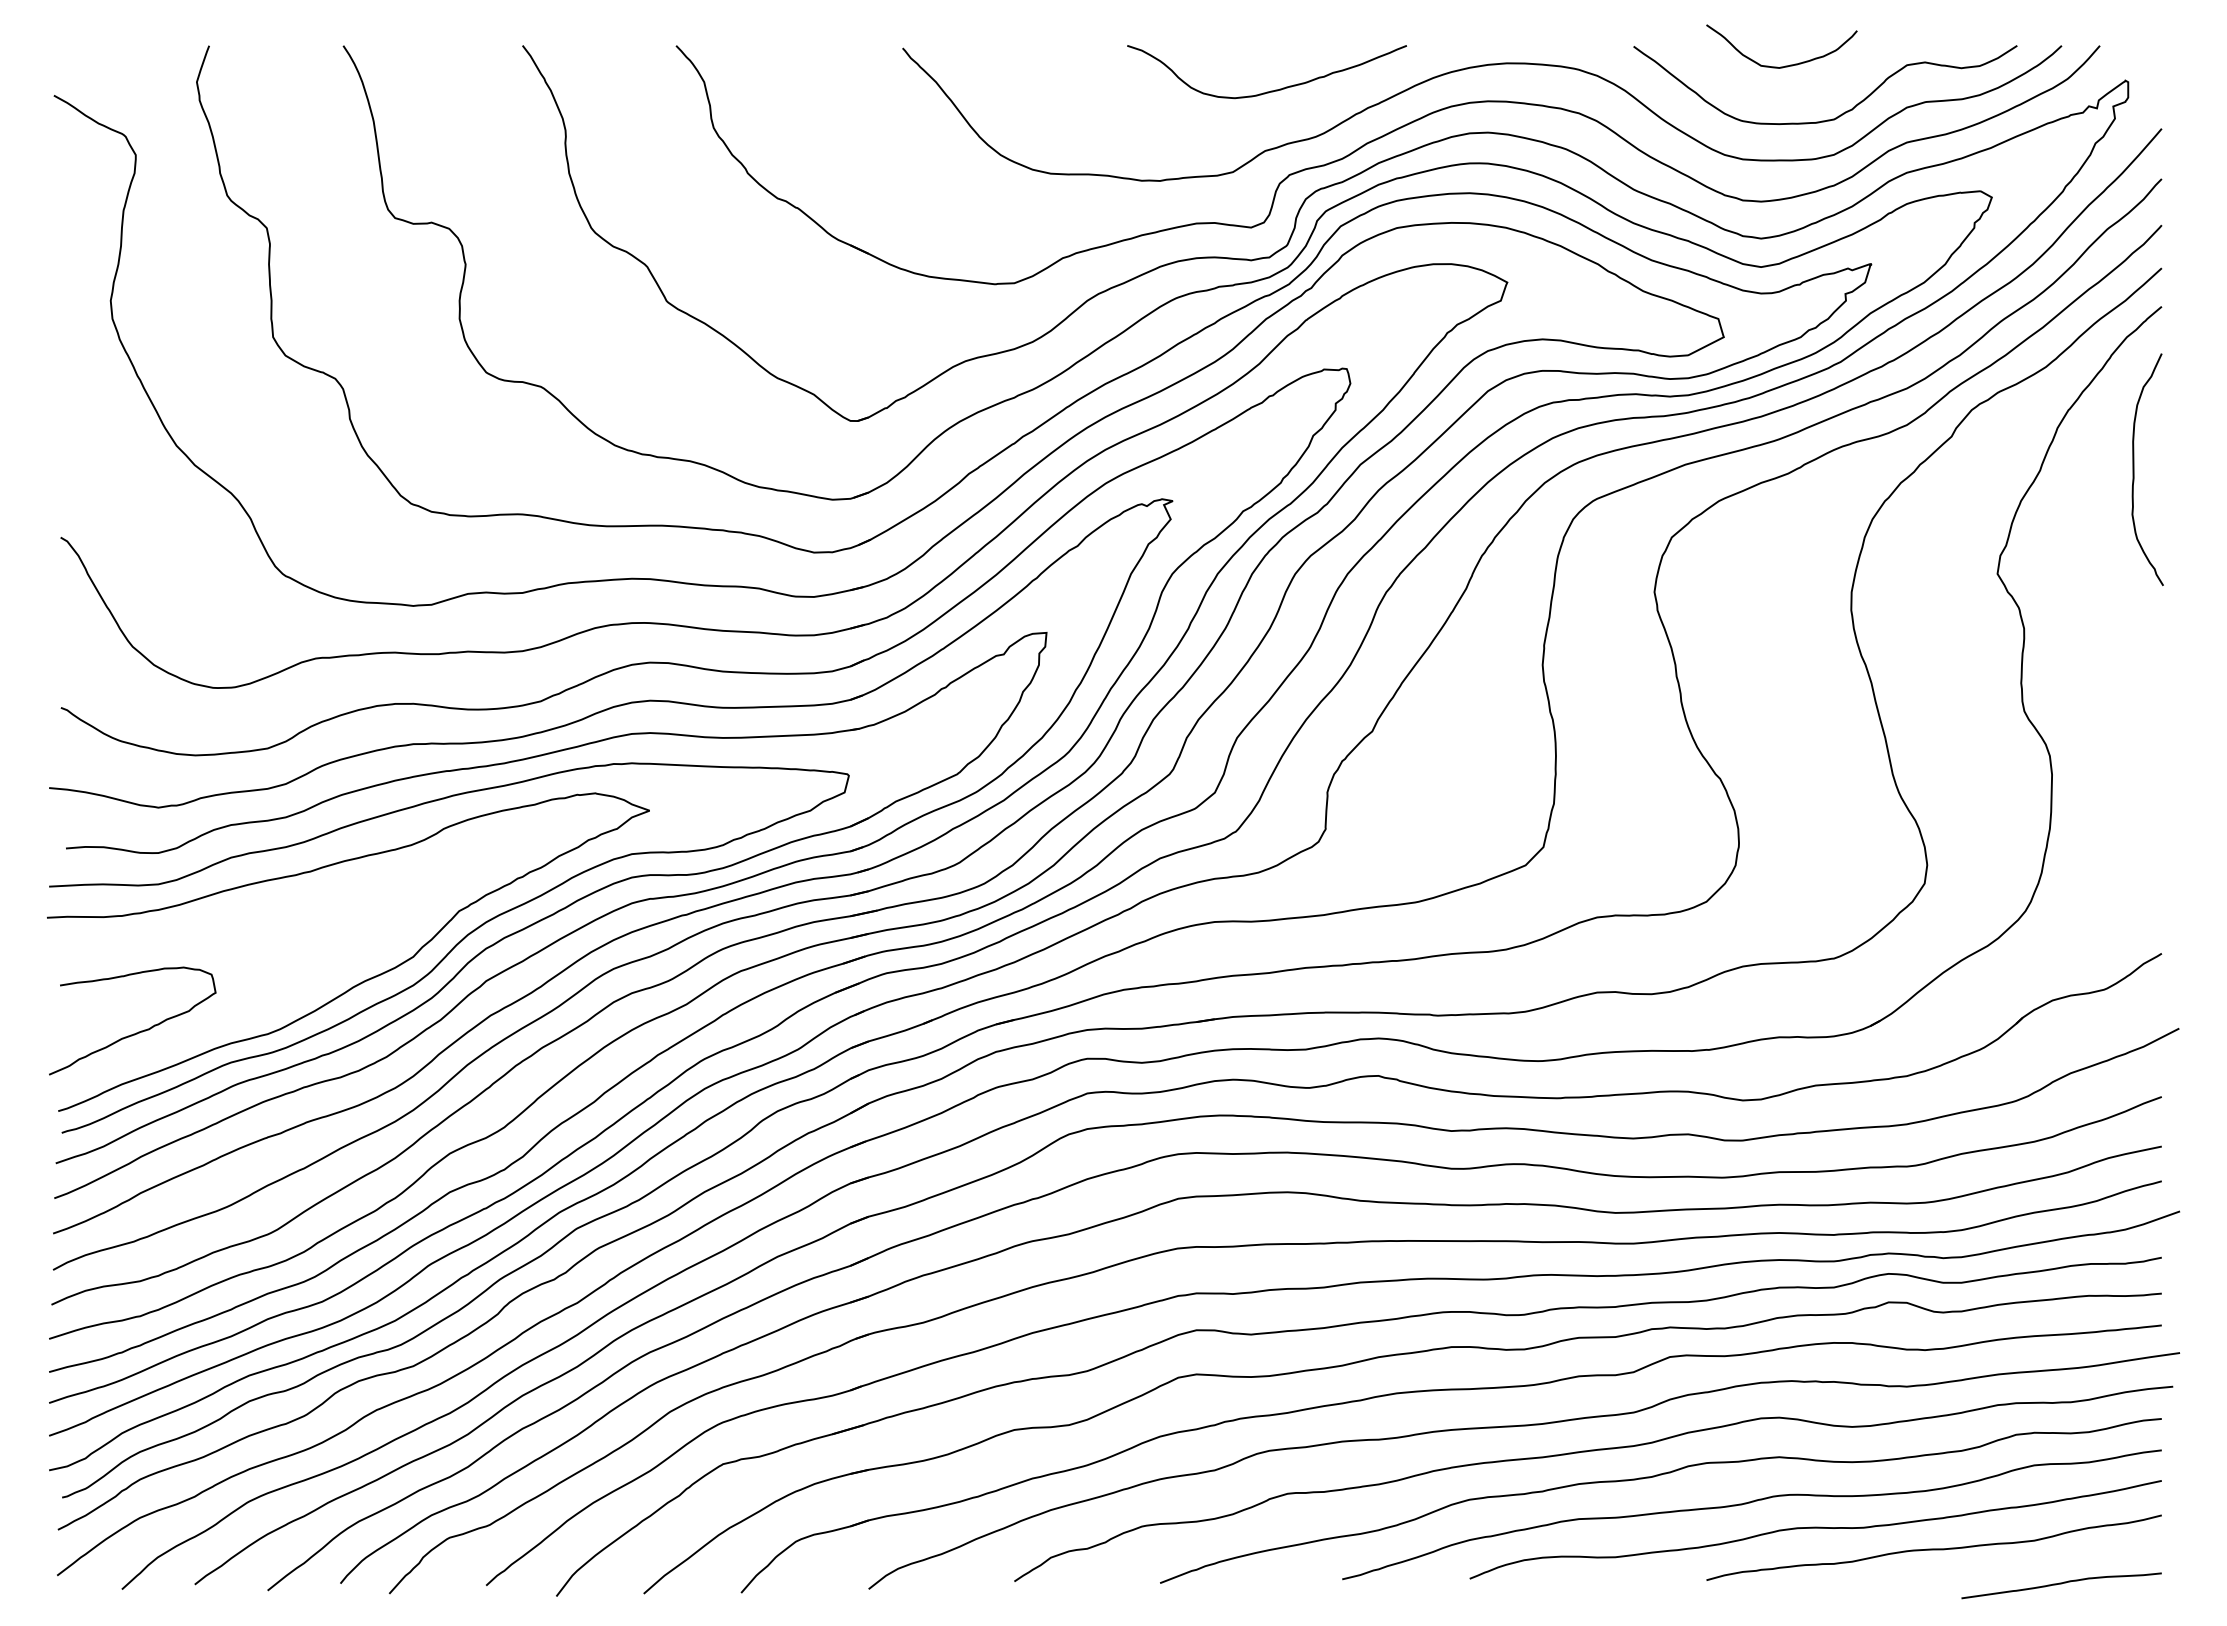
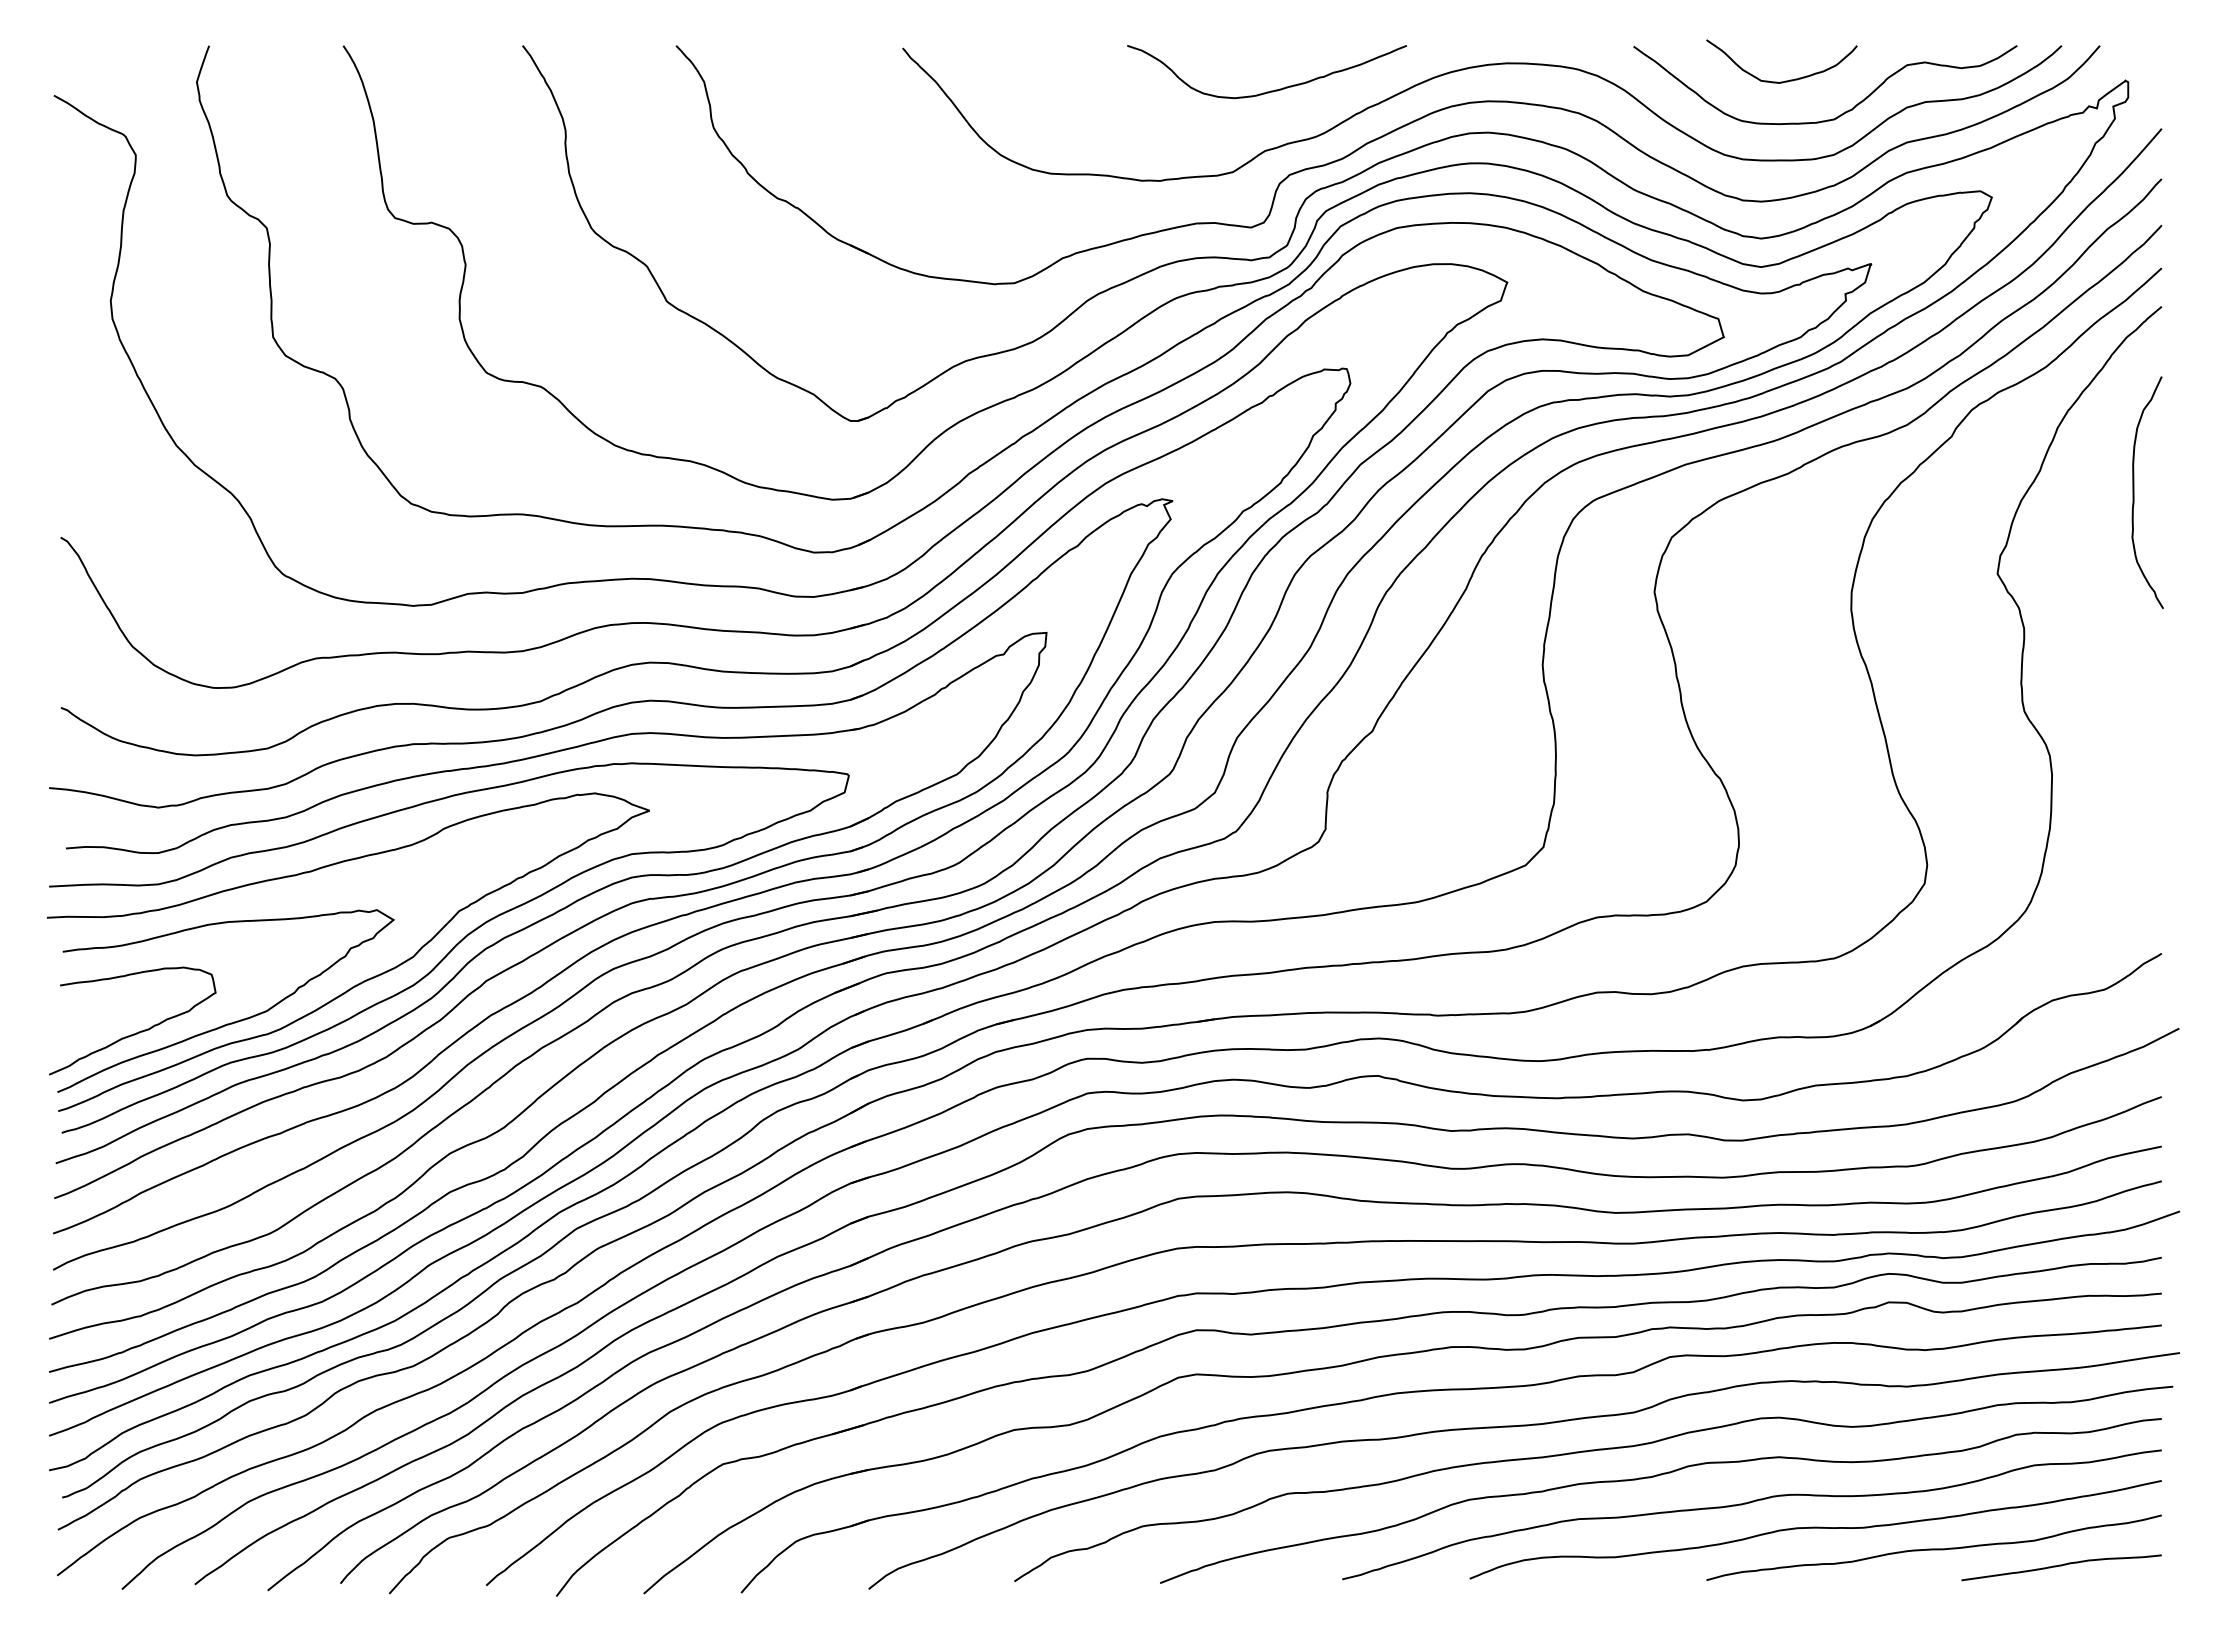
curve position: (1785, 65) -> (1785, 80) (1785, 80)
curve position: (2134, 469) -> (2134, 492) (2134, 492)
curve: none -> present (230, 1022)
curve position: (2061, 1584) -> (2061, 1566) (2061, 1566)
